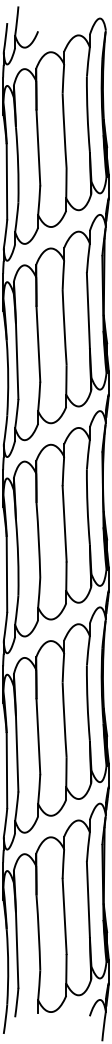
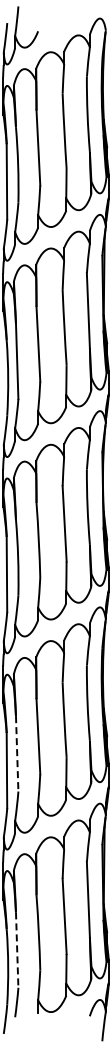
line: solid -> dashed (17, 753)
line: solid -> dashed (17, 950)
